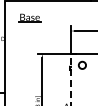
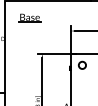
line: dashed -> solid (70, 79)
